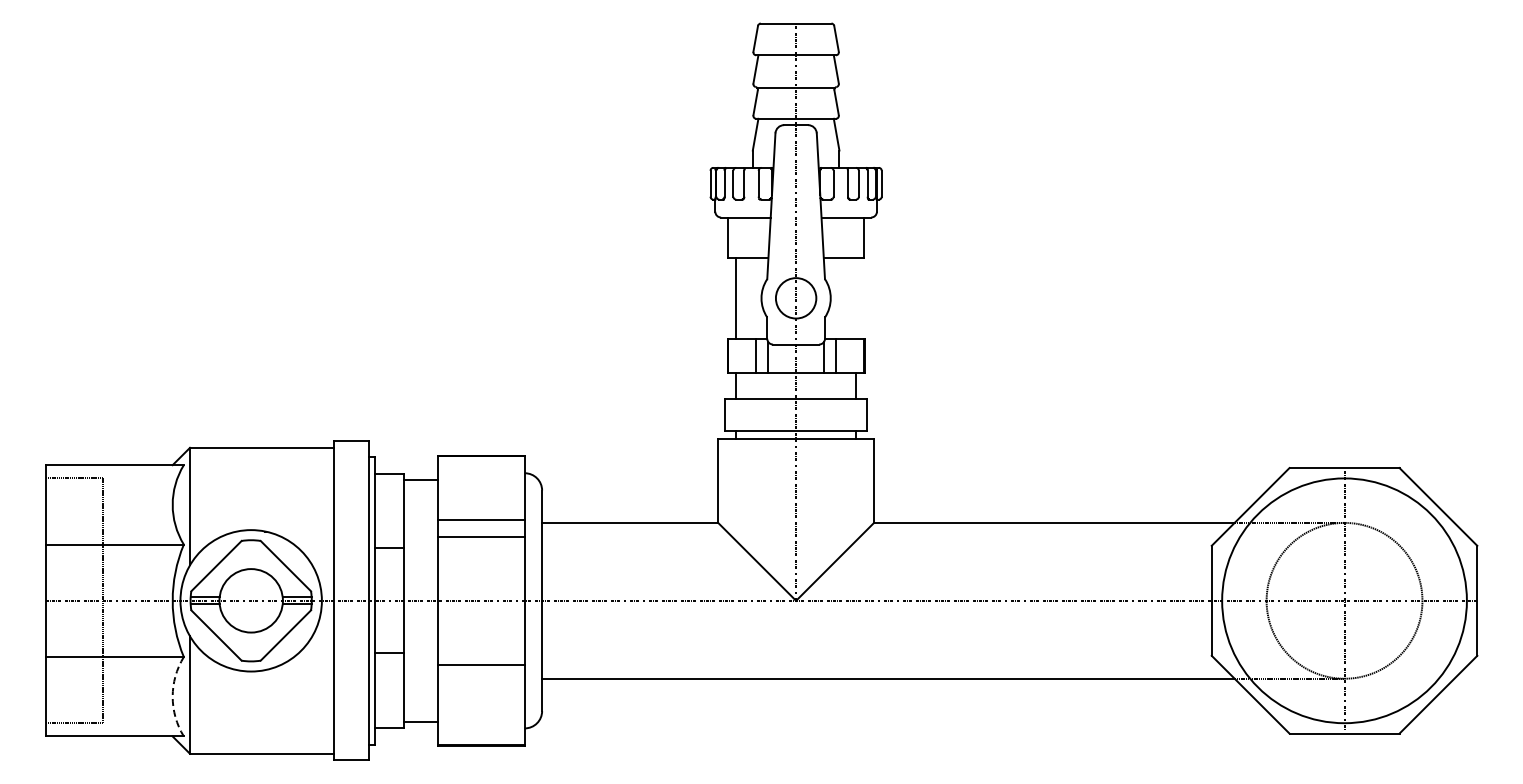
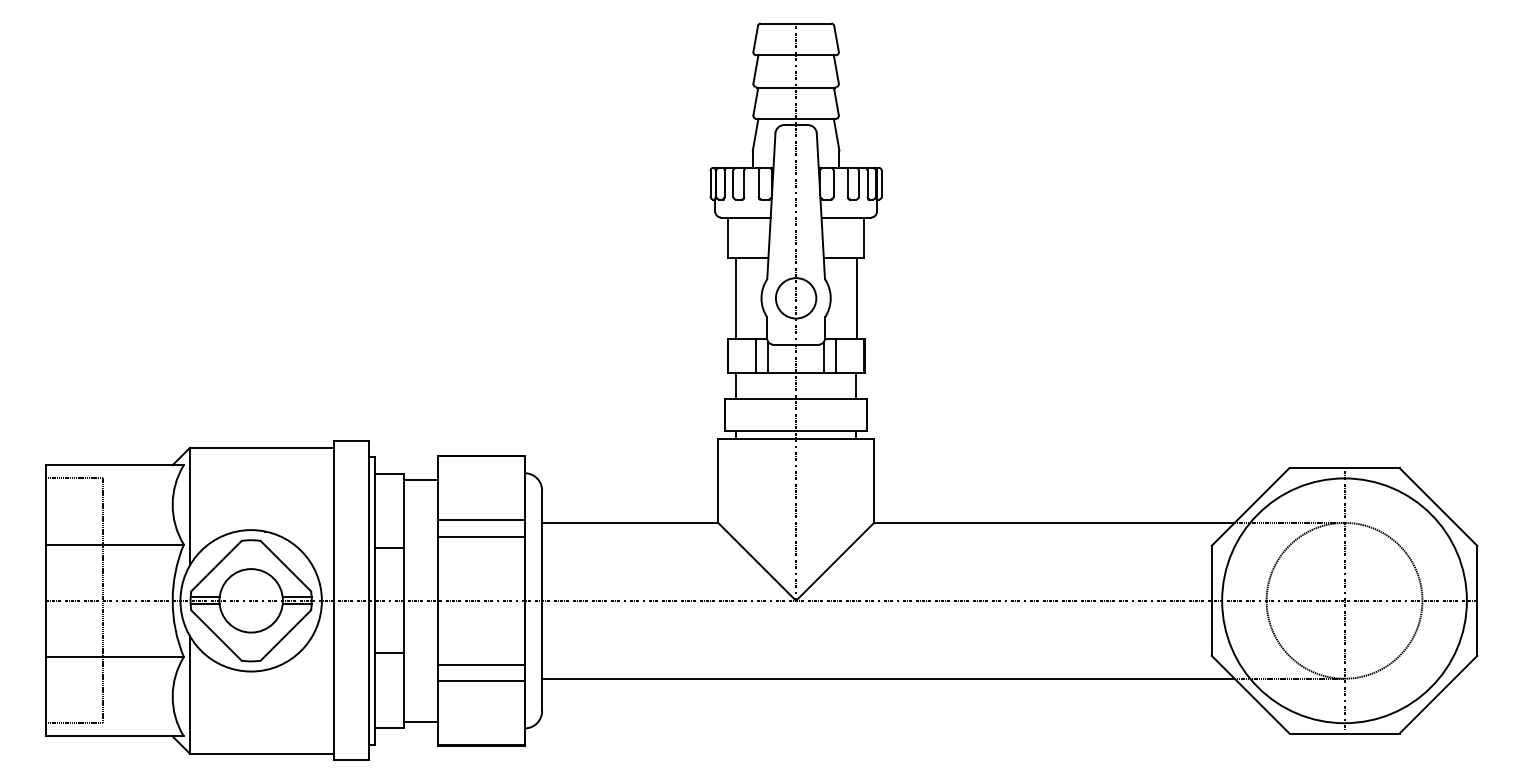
line: none -> present (856, 297)
line: none -> present (481, 681)
arc: dashed -> solid (172, 696)
